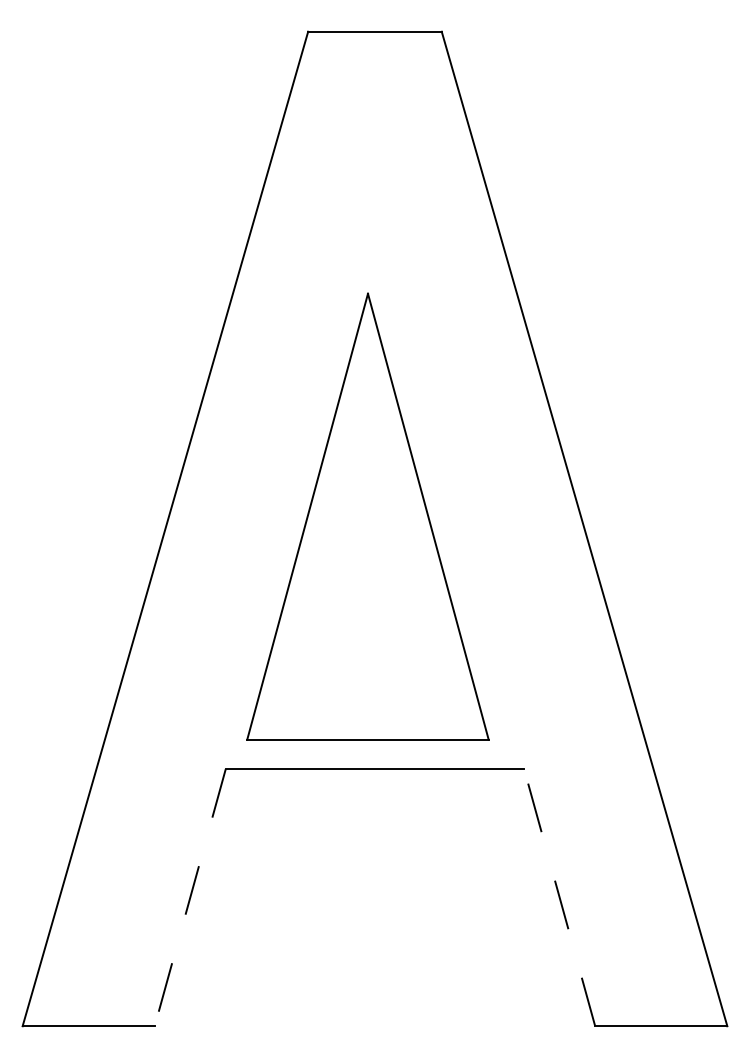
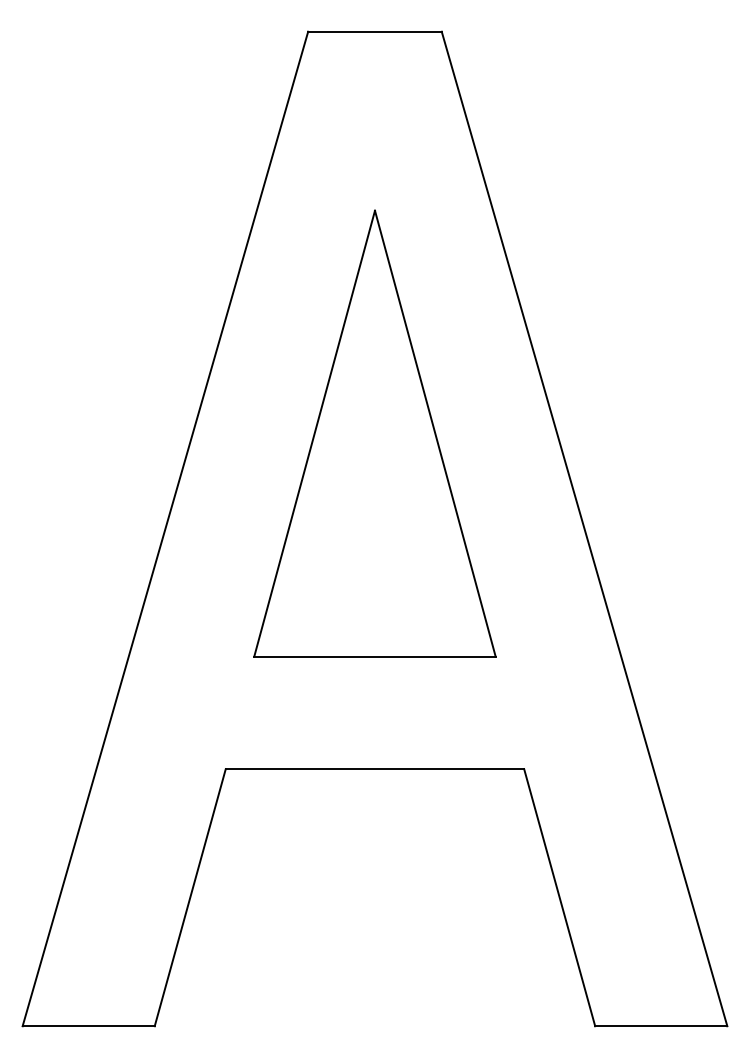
part position: (367, 516) -> (374, 433) (374, 433)
line: dashed -> solid (559, 897)
line: dashed -> solid (190, 898)
